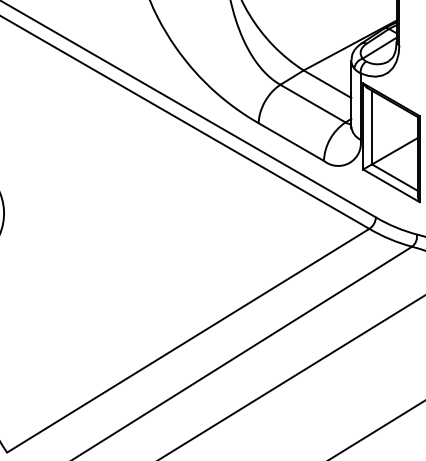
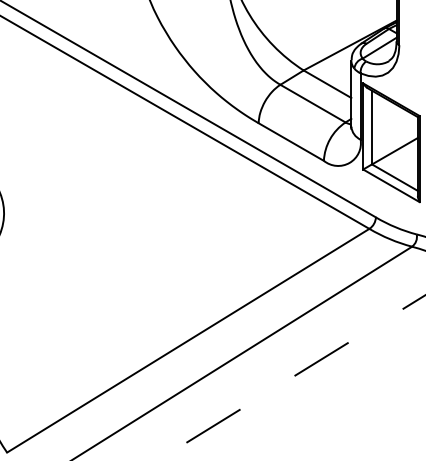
line: solid -> dashed (291, 377)
line: present -> none (377, 429)
